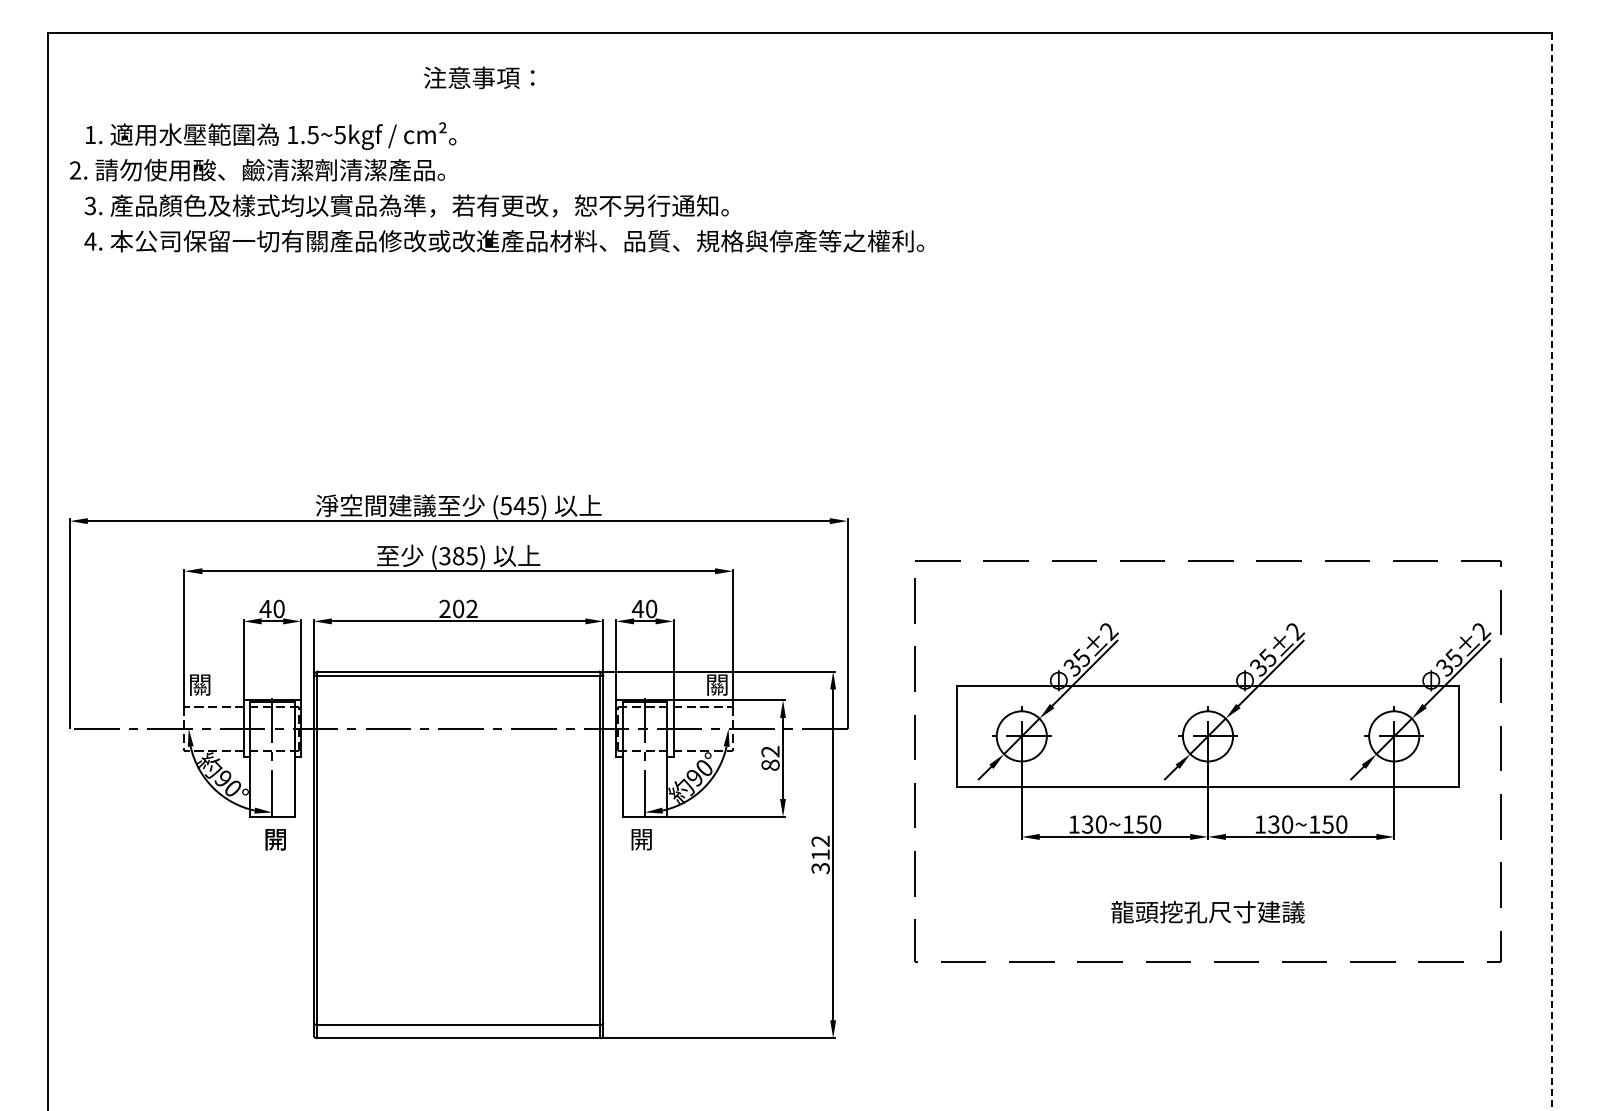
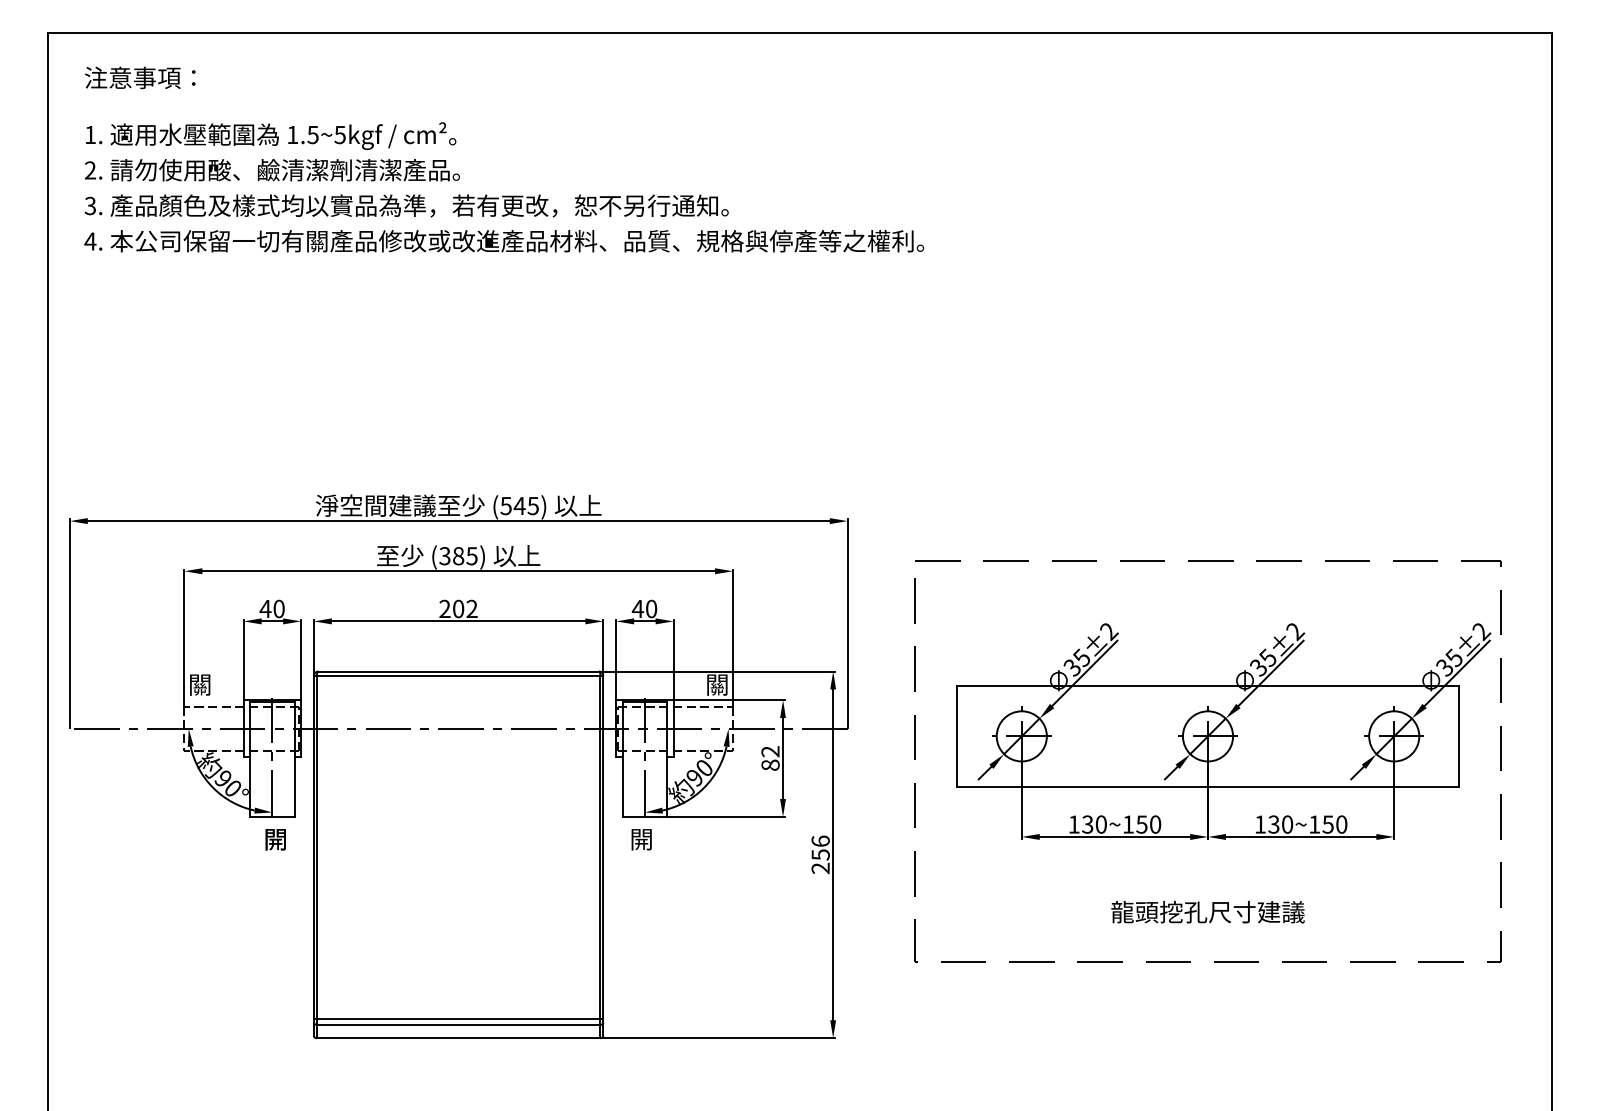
text position: (479, 77) -> (140, 77) (140, 77)
text position: (257, 170) -> (272, 170) (272, 170)
line: dashed -> solid (1552, 572)
text: 312 -> 256 (820, 854)
line: none -> present (458, 1019)
